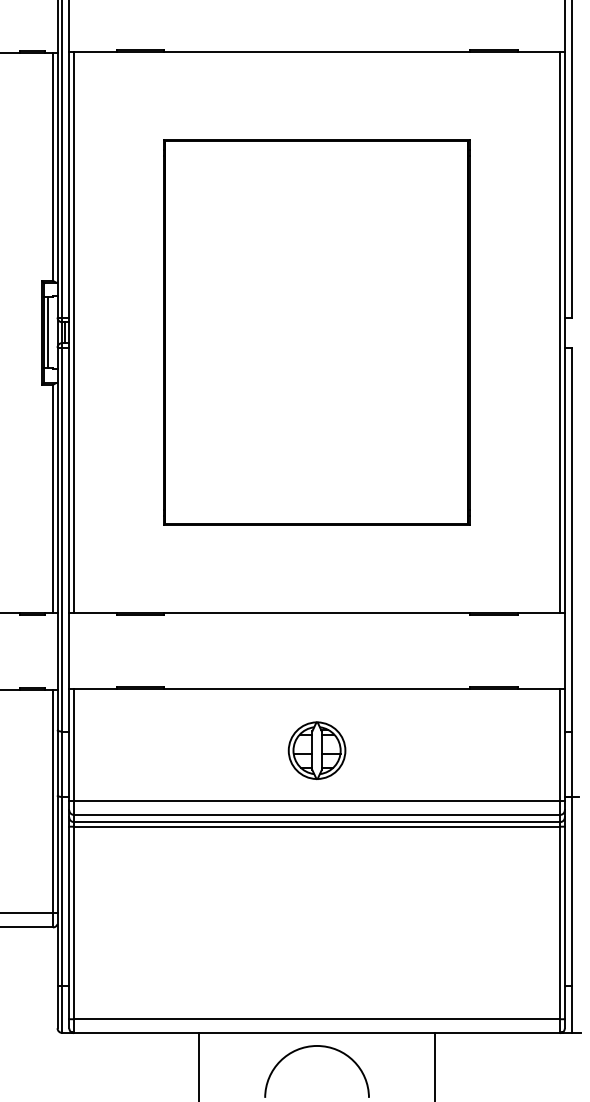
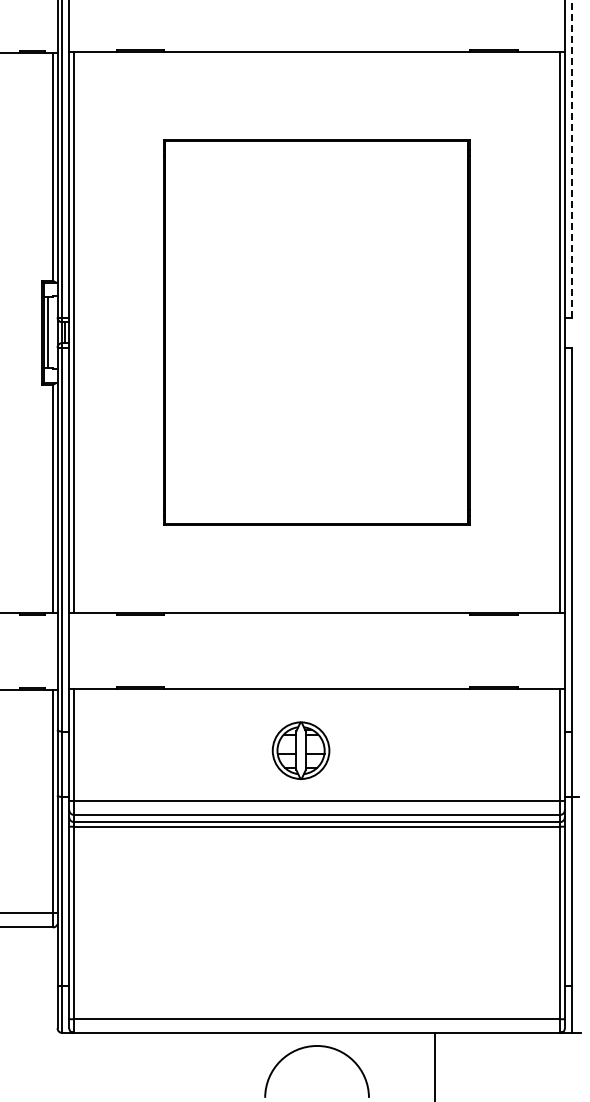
line: solid -> dashed (572, 158)
part position: (316, 750) -> (300, 750) (300, 750)
line: present -> none (199, 1065)
